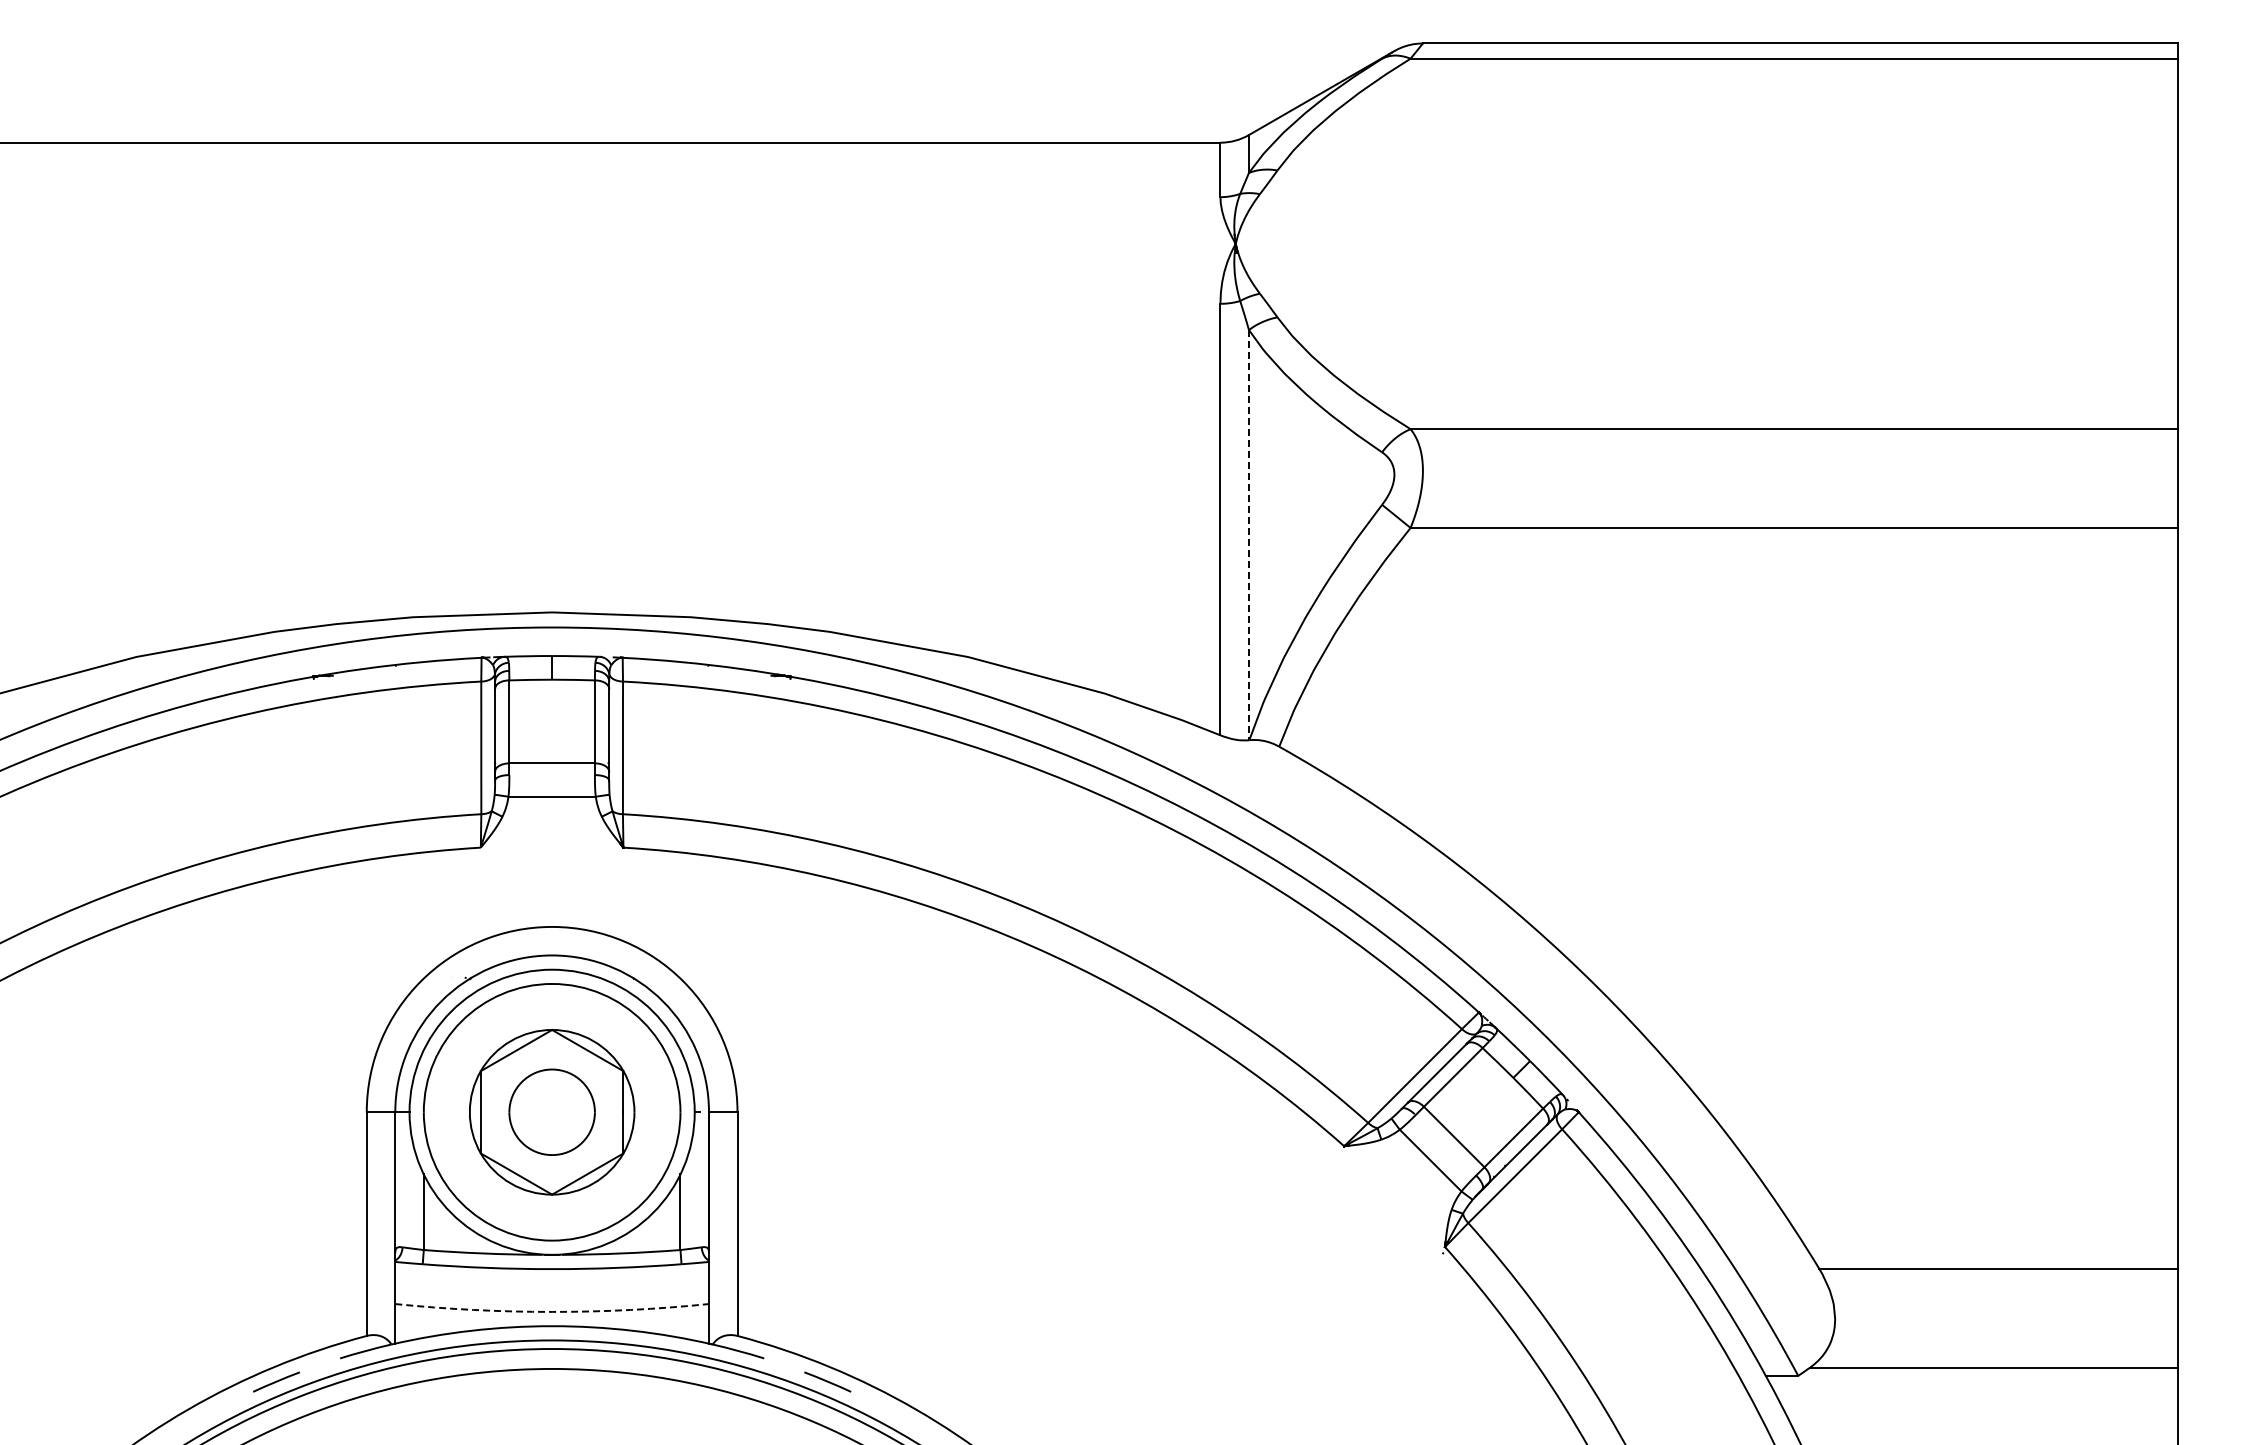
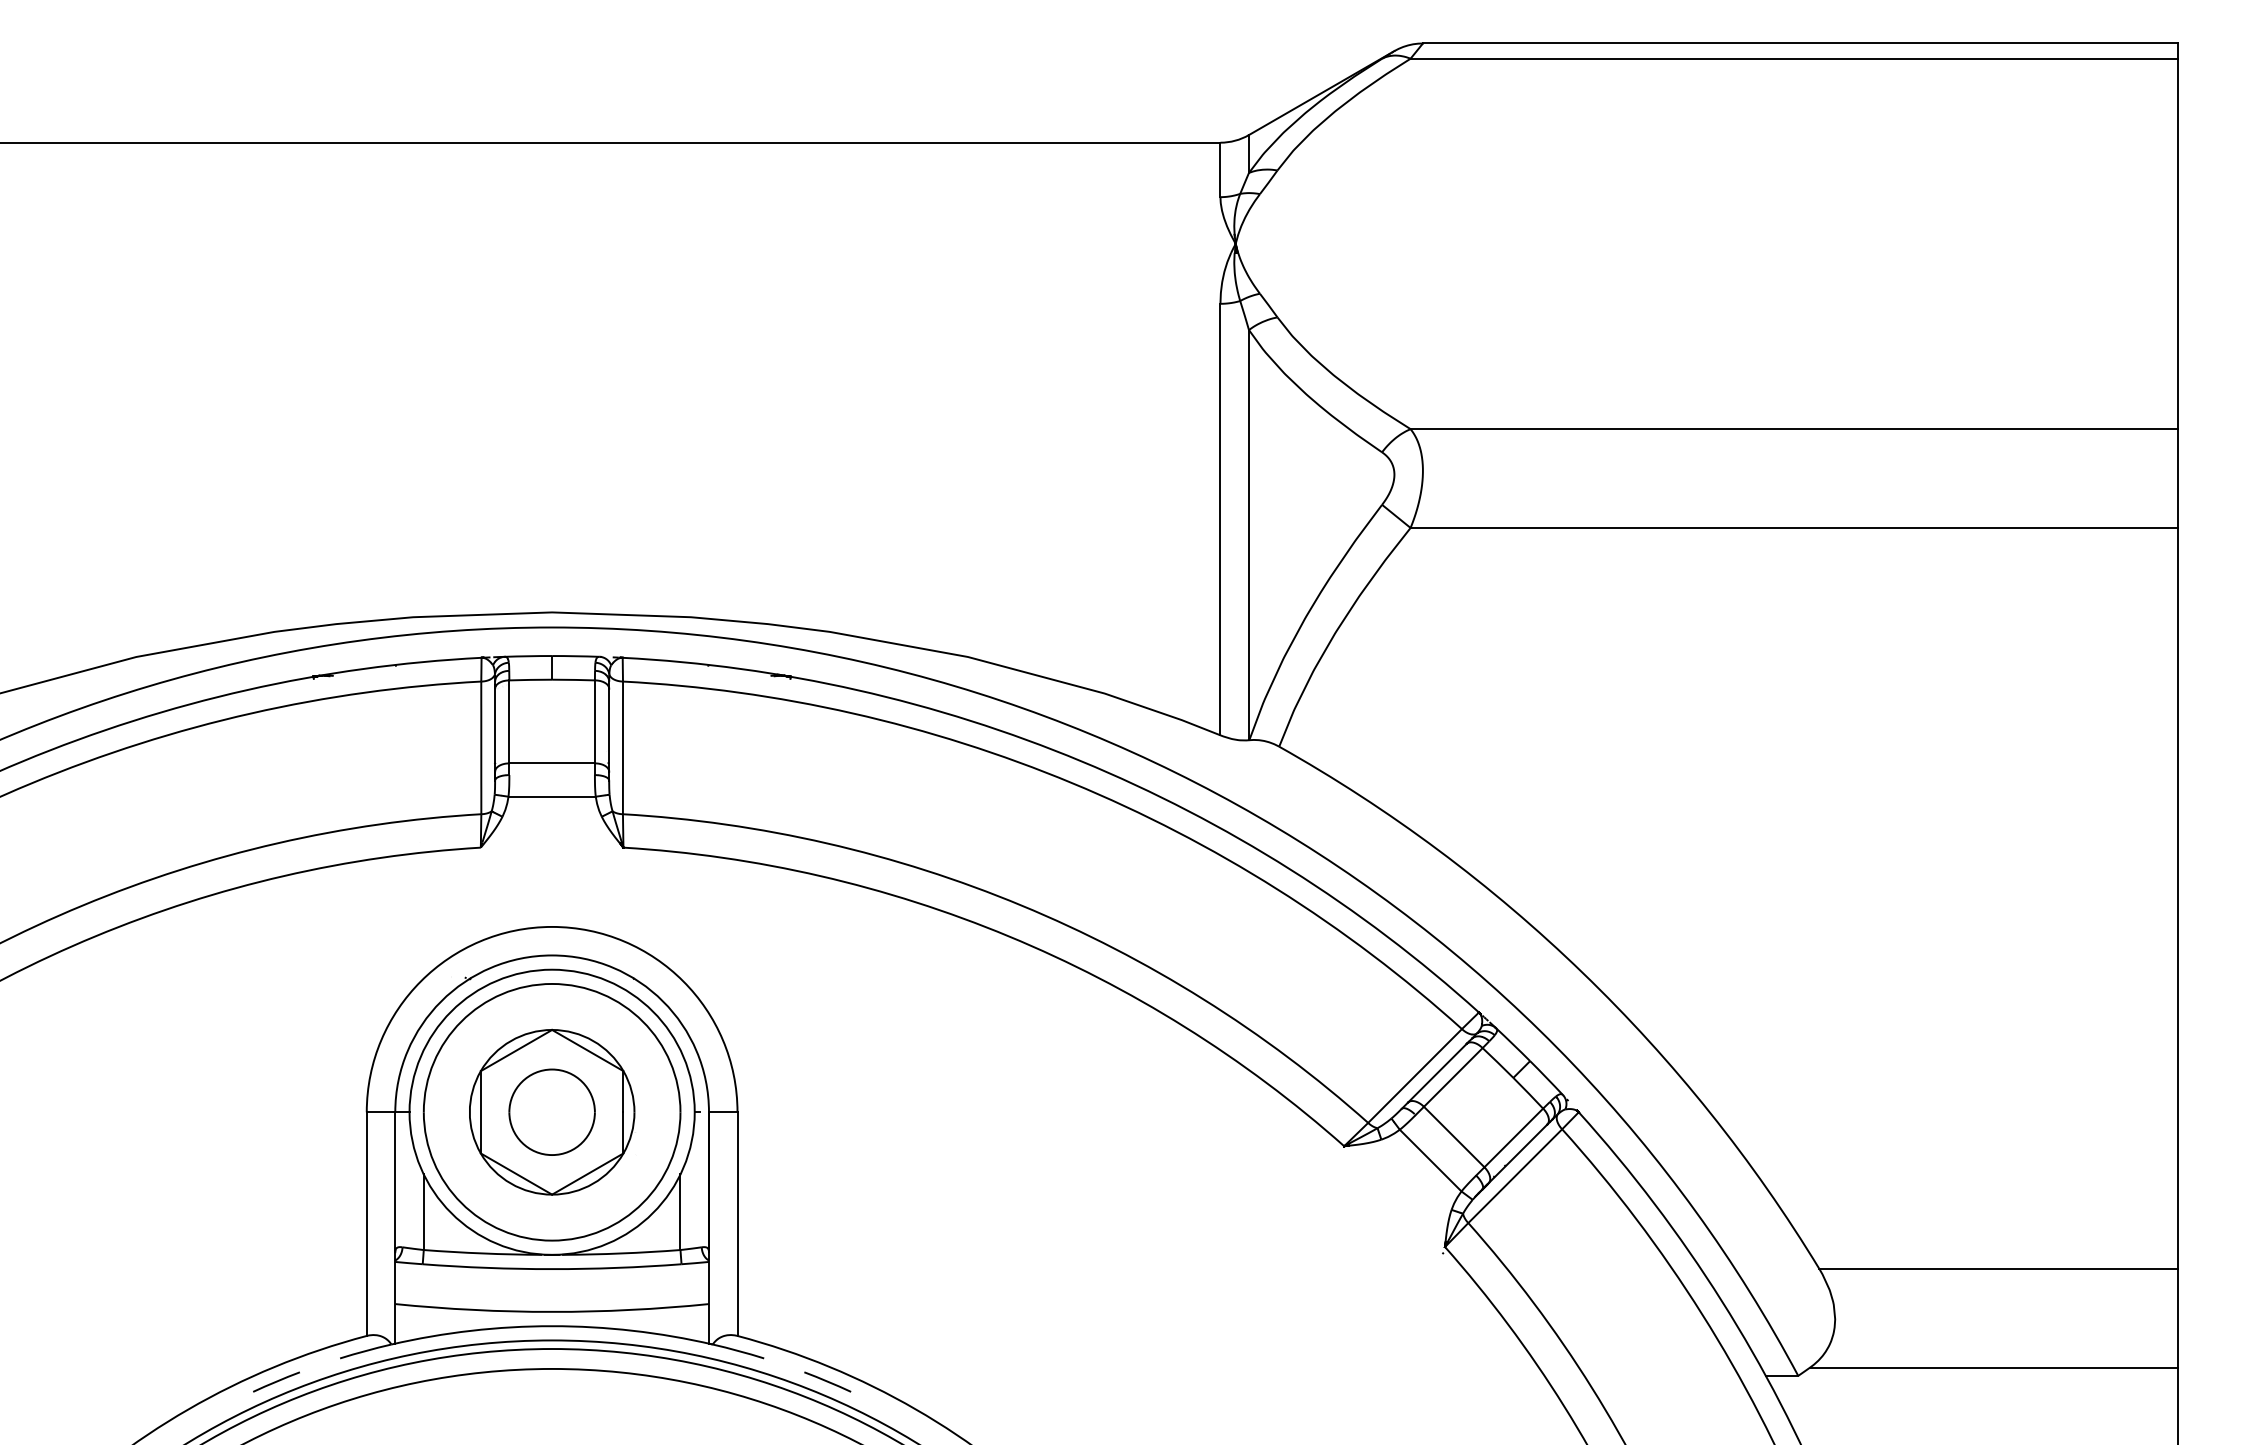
line: dashed -> solid (1248, 535)
arc: dashed -> solid (552, 1311)
